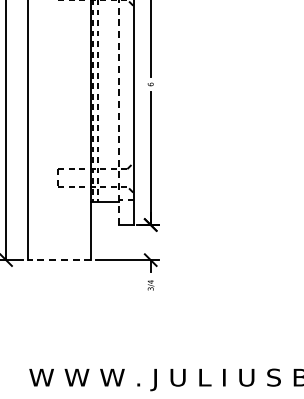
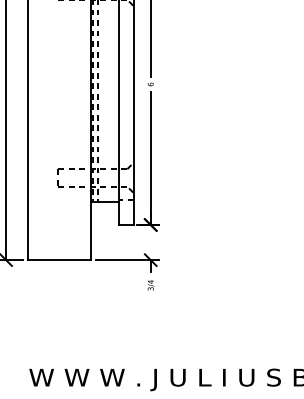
line: dashed -> solid (119, 111)
line: dashed -> solid (59, 260)
